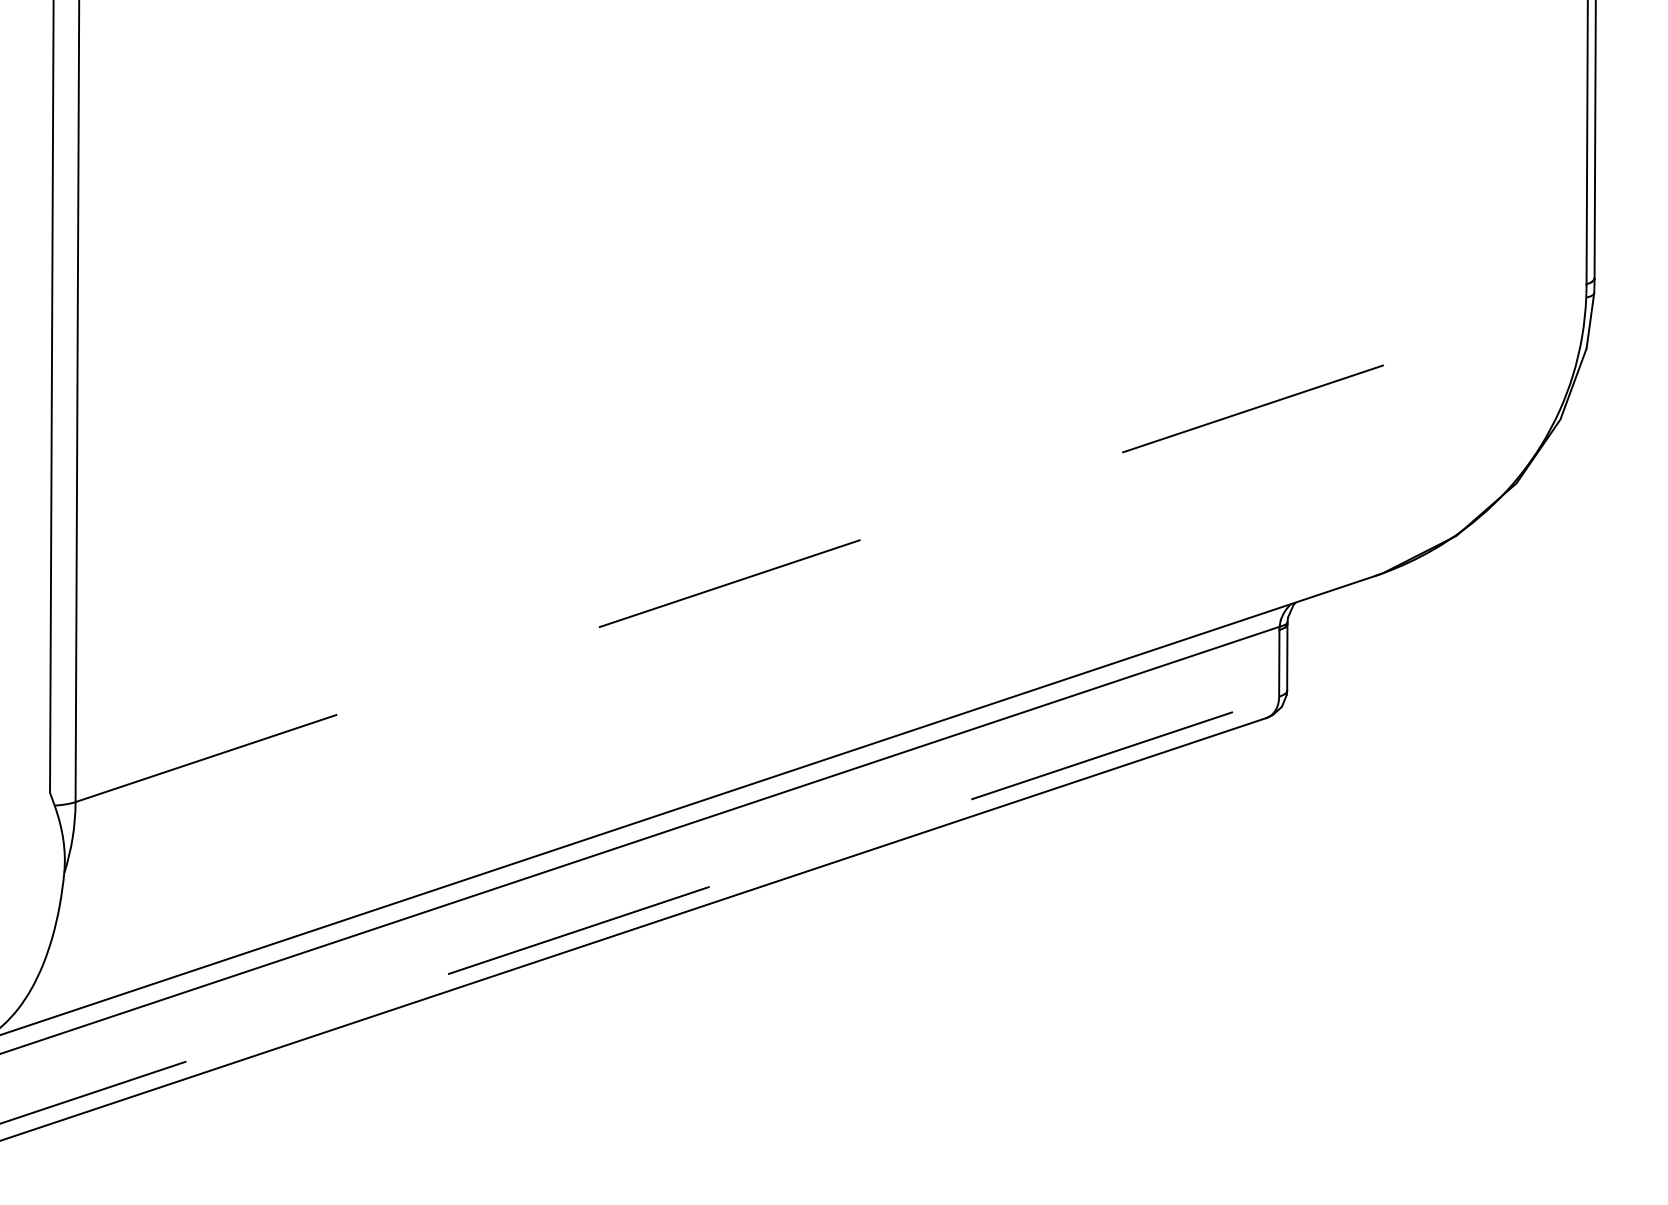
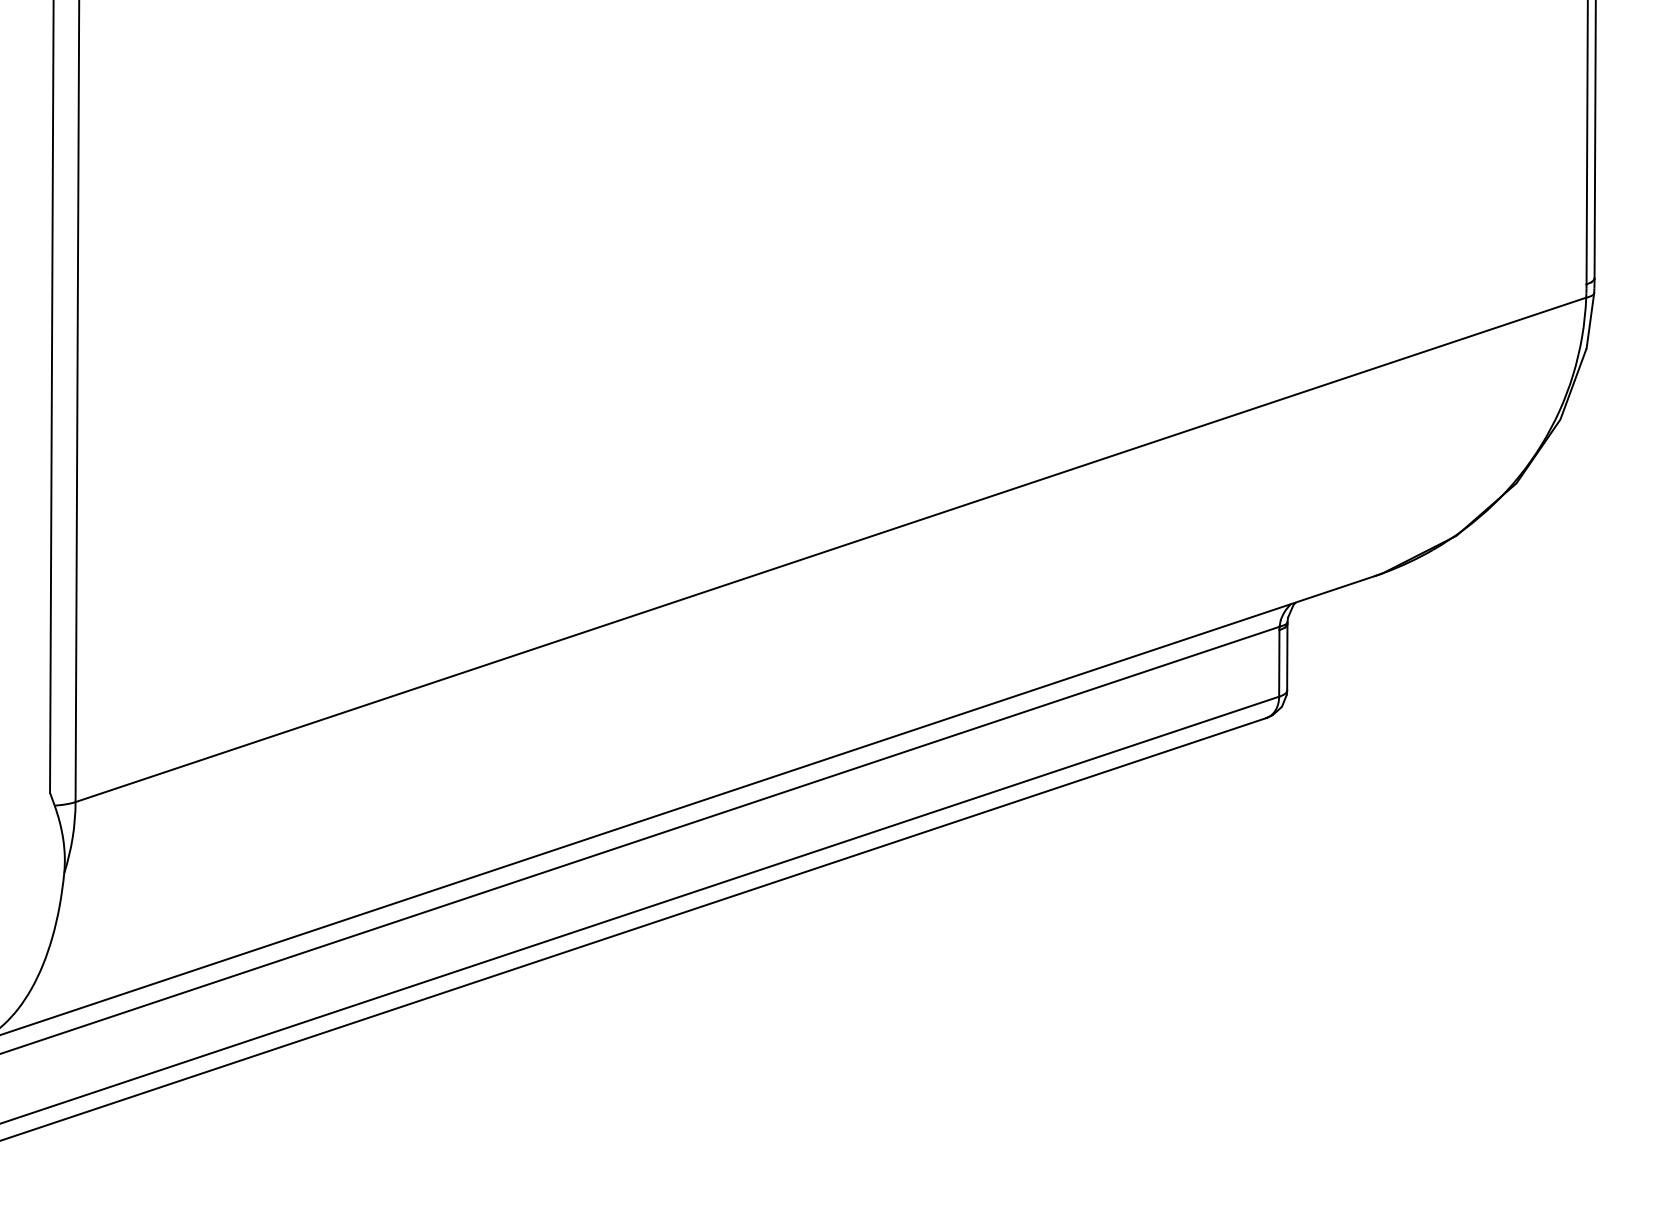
line: dashed -> solid (831, 549)
line: dashed -> solid (639, 910)
